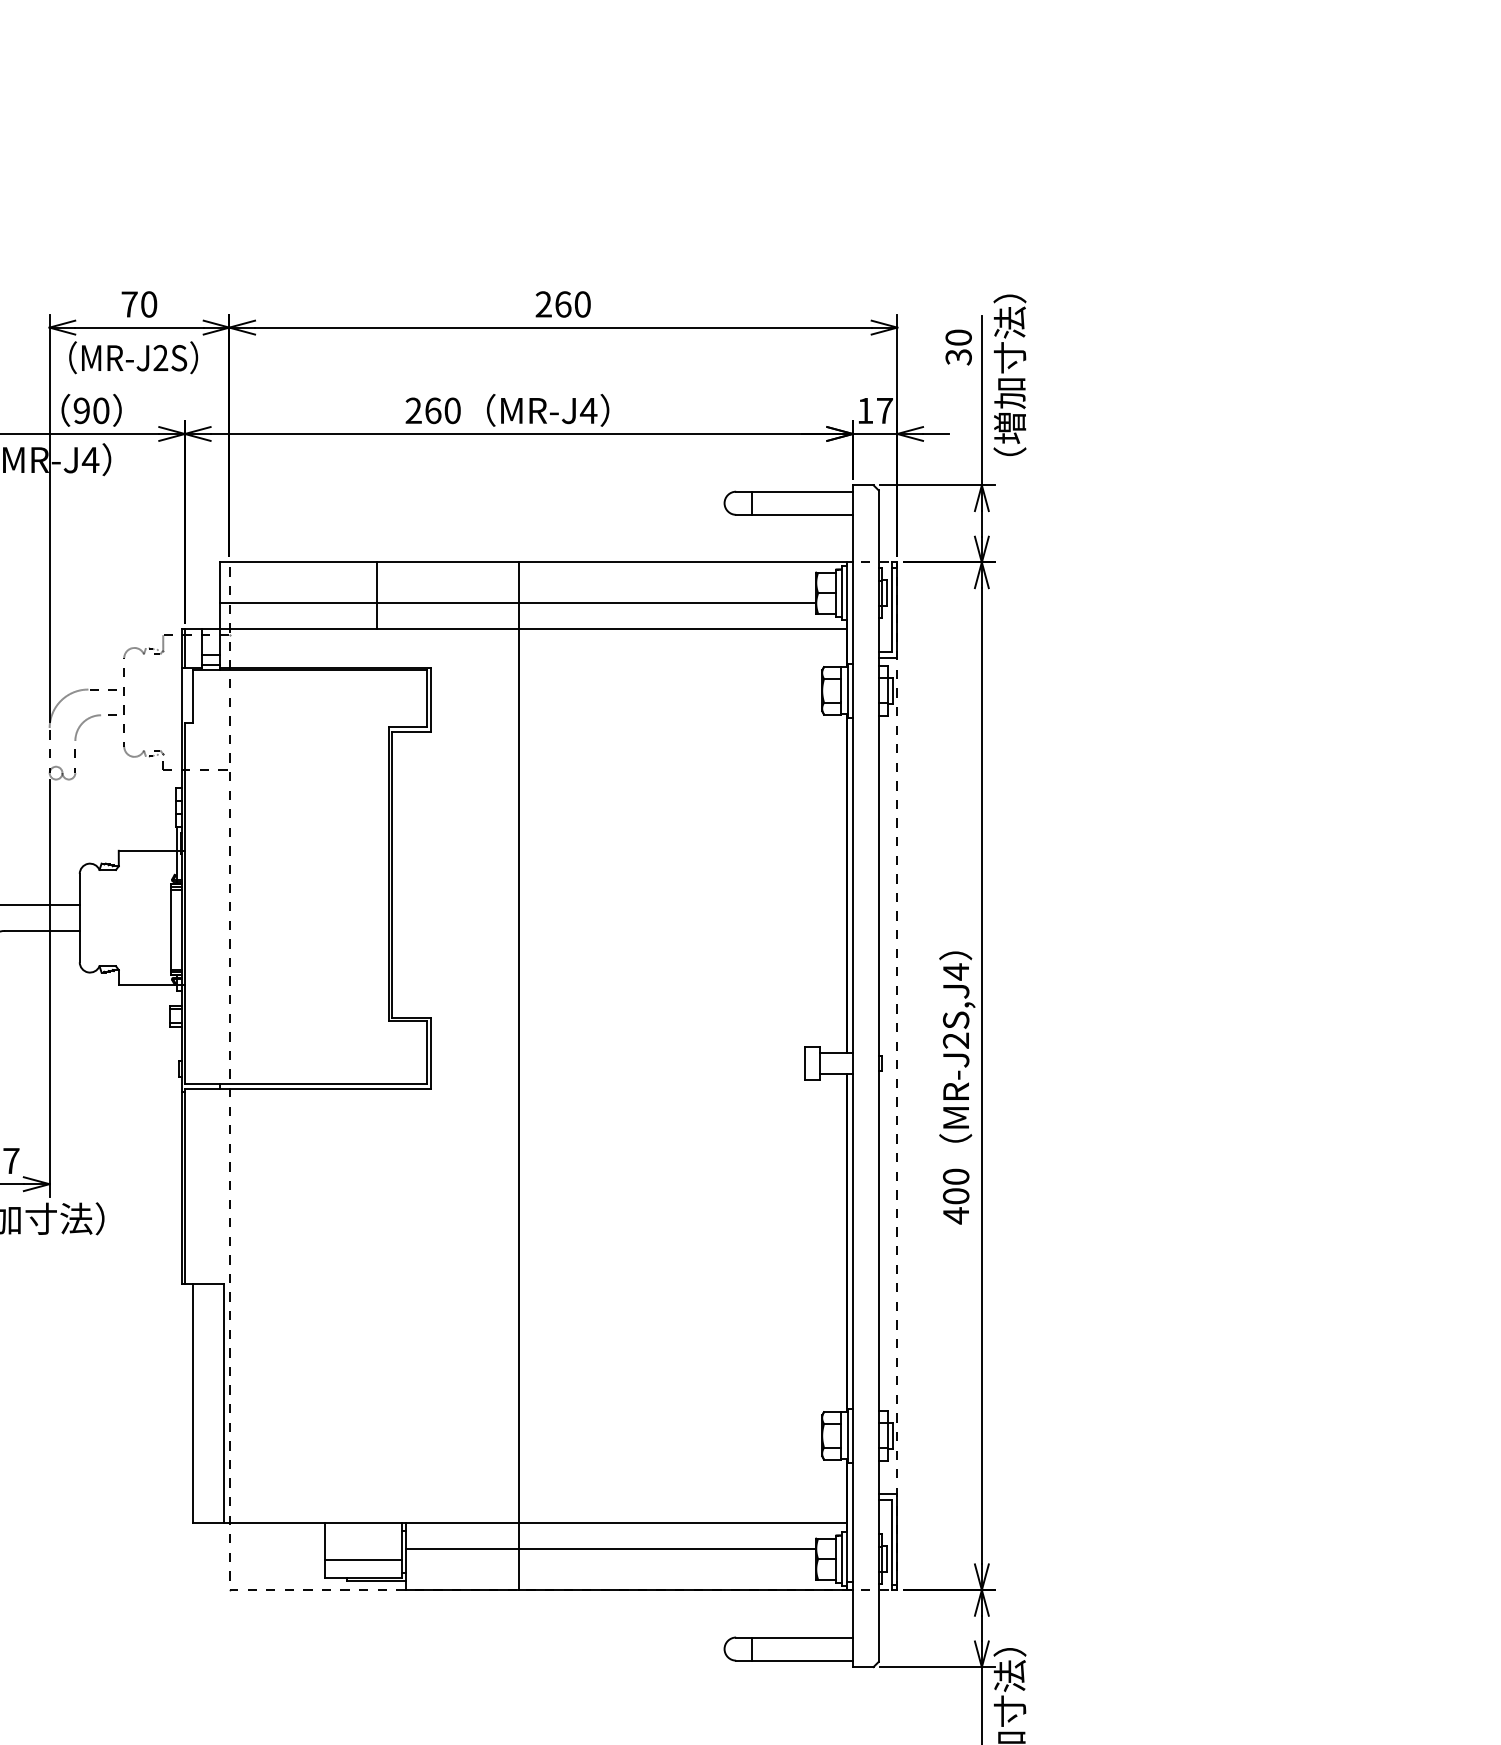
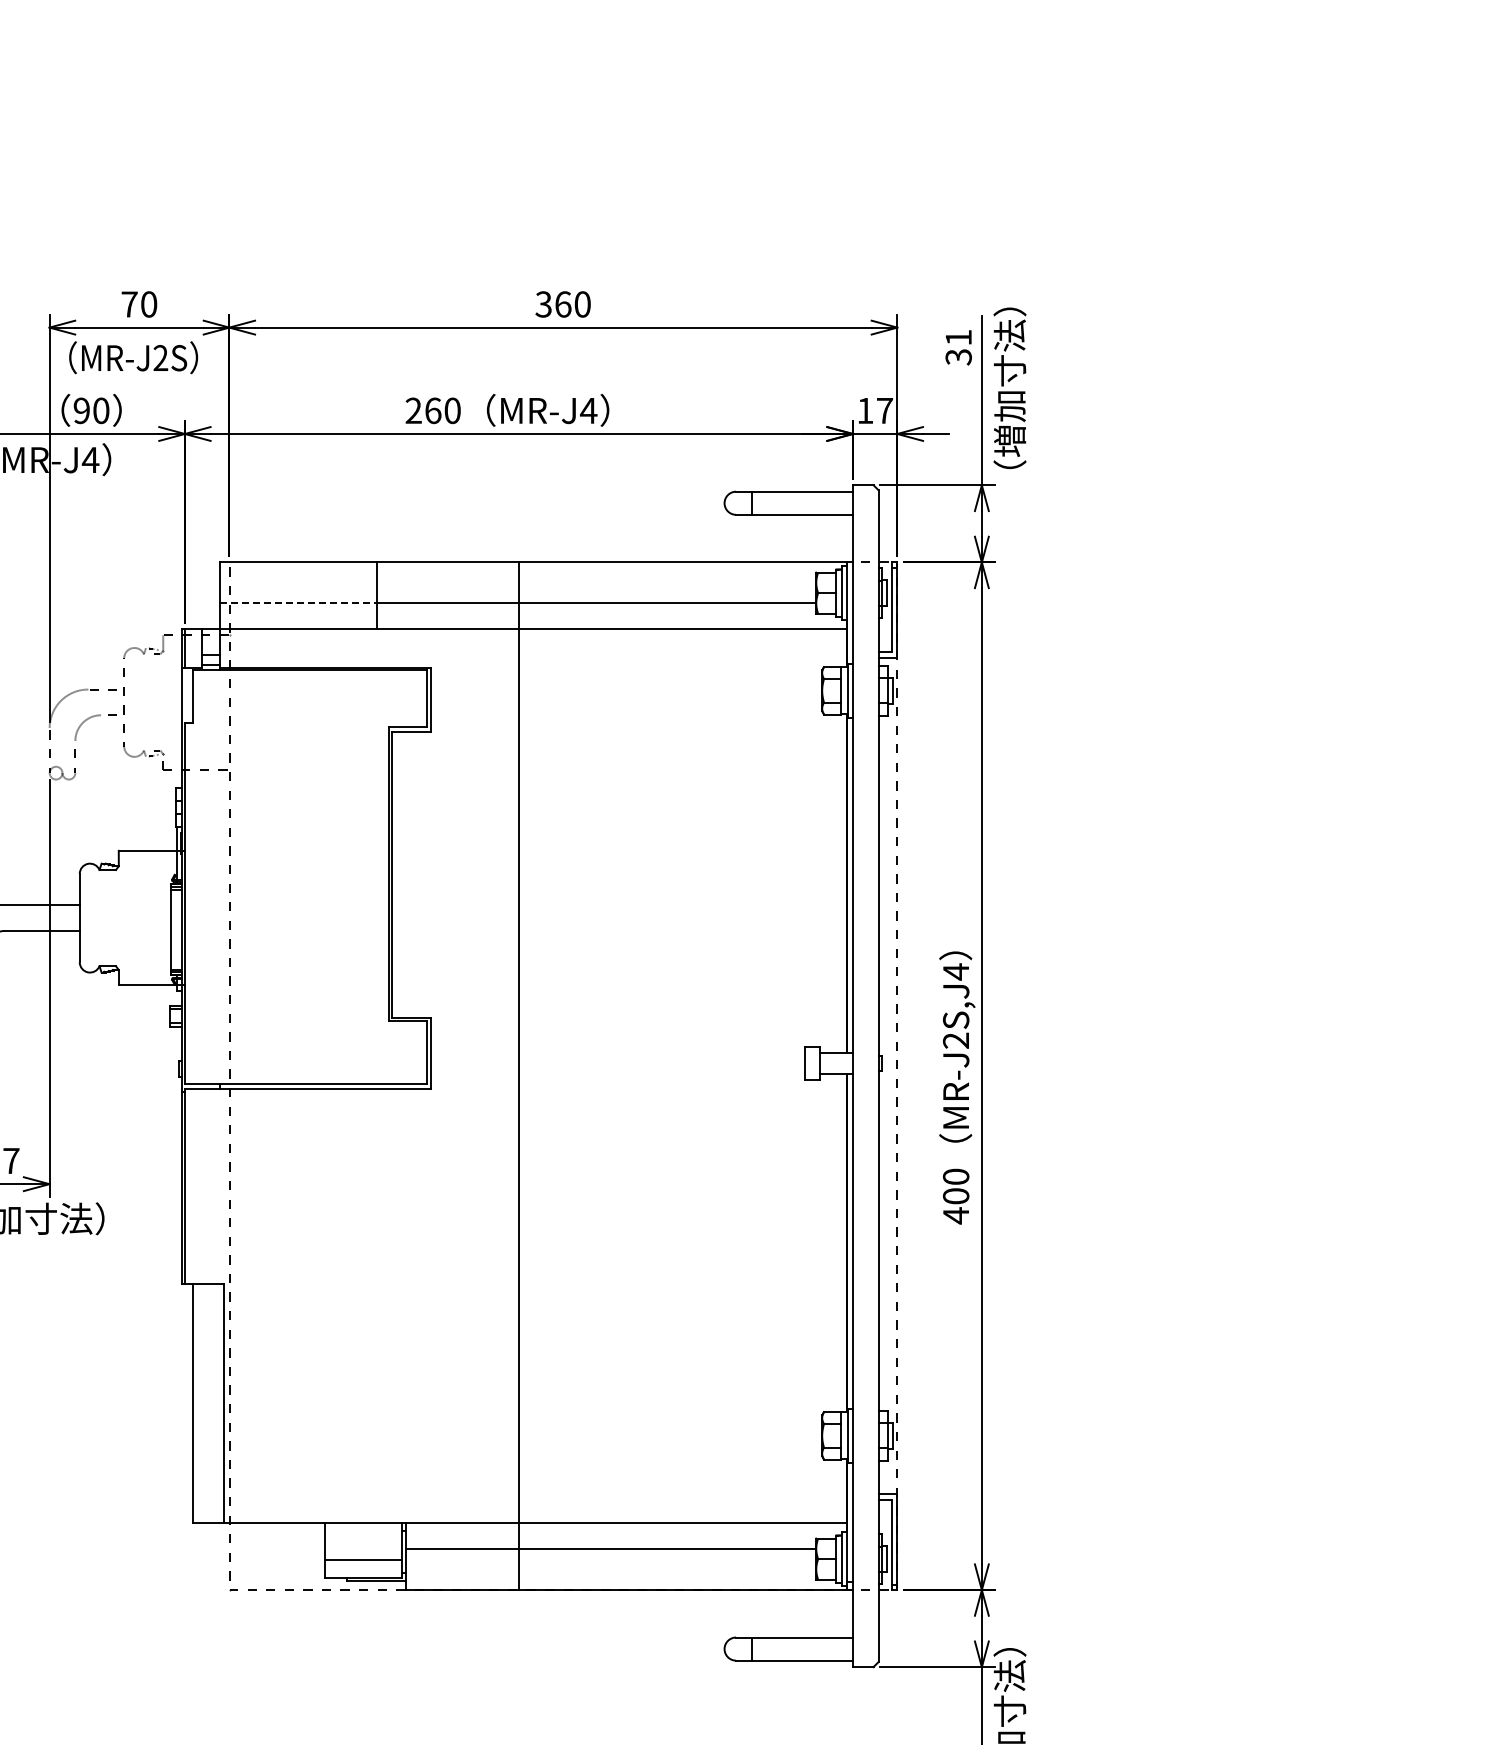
text: 260 -> 360 (543, 304)
text: 30 -> 31 (958, 337)
text position: (1009, 374) -> (1009, 387) (1009, 387)
line: solid -> dashed (298, 603)
